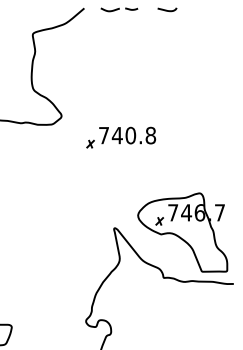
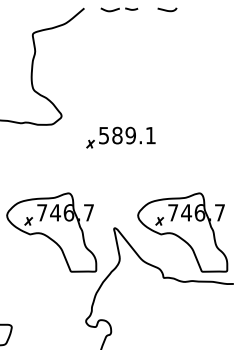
text: 740.8 -> 589.1 (127, 135)
part: none -> present (51, 232)
